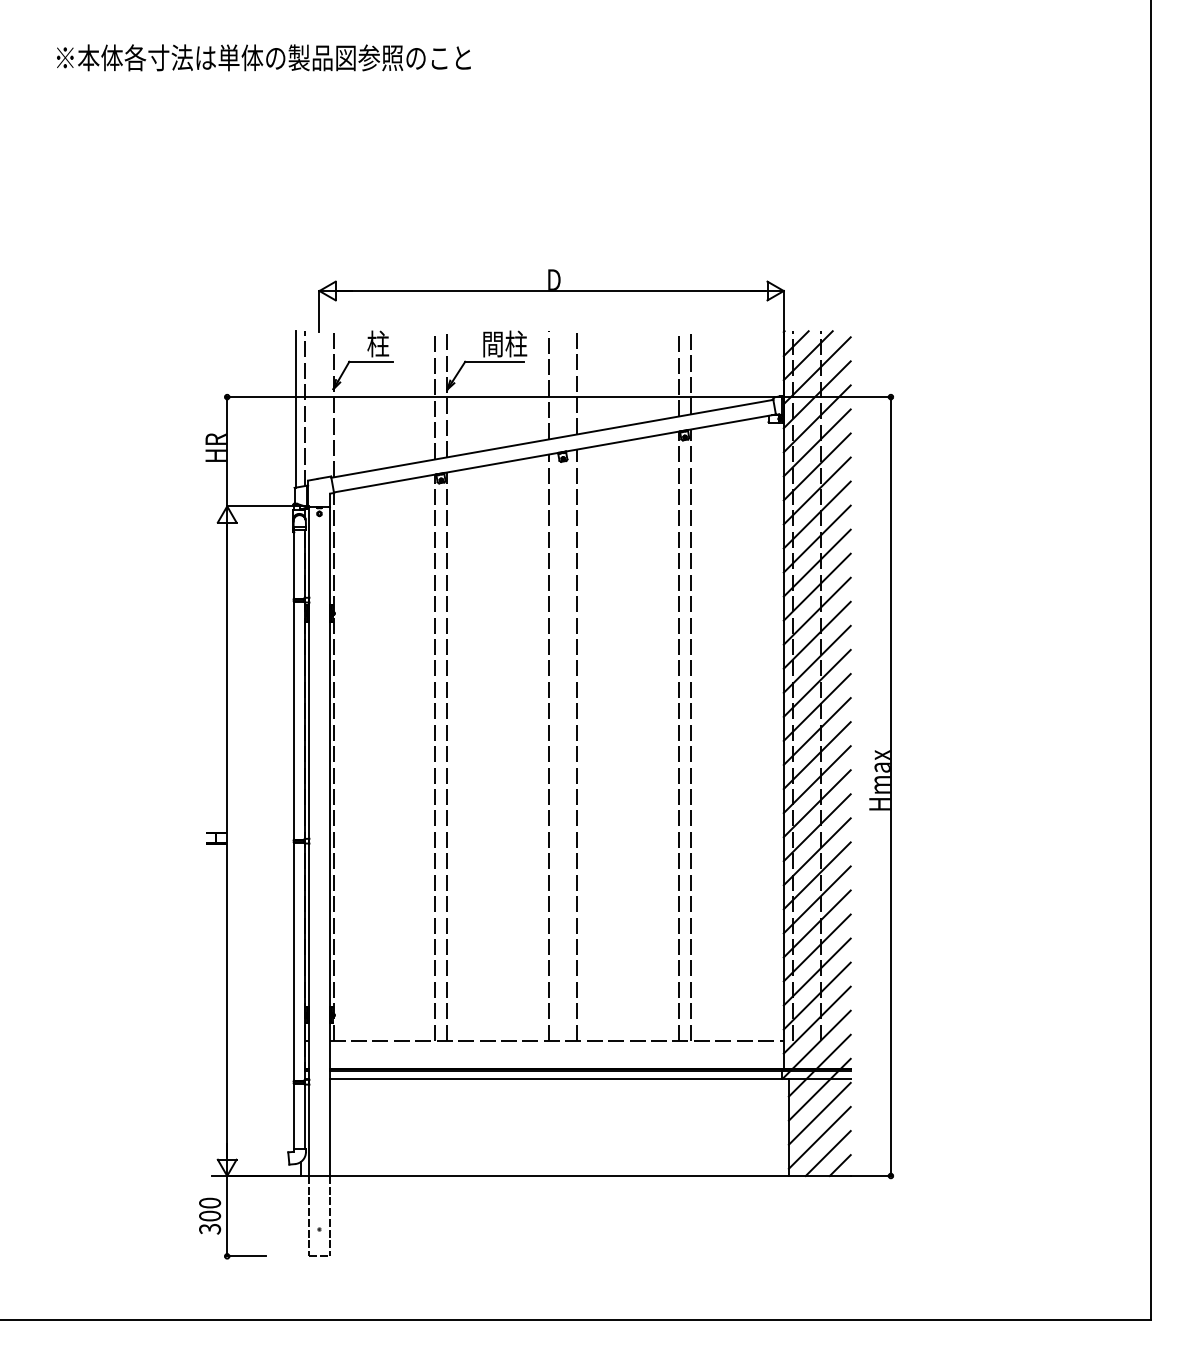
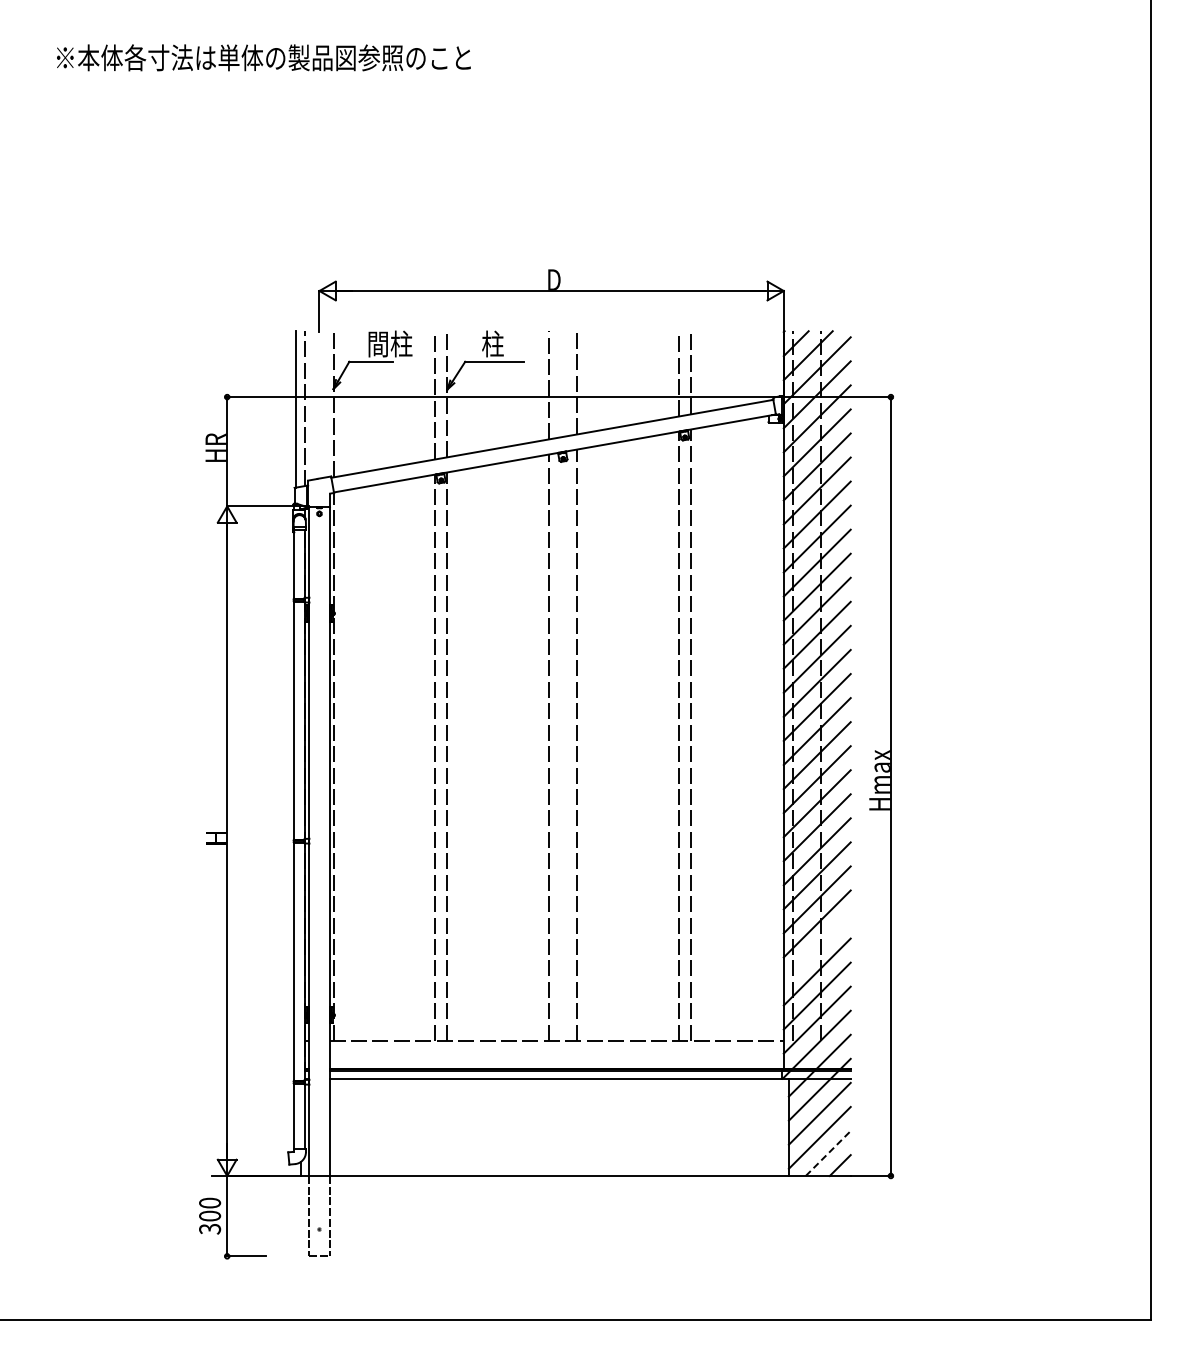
text: 柱 -> 間柱 (389, 343)
text: 間柱 -> 柱 (504, 343)
line: present -> none (816, 947)
line: solid -> dashed (828, 1153)
